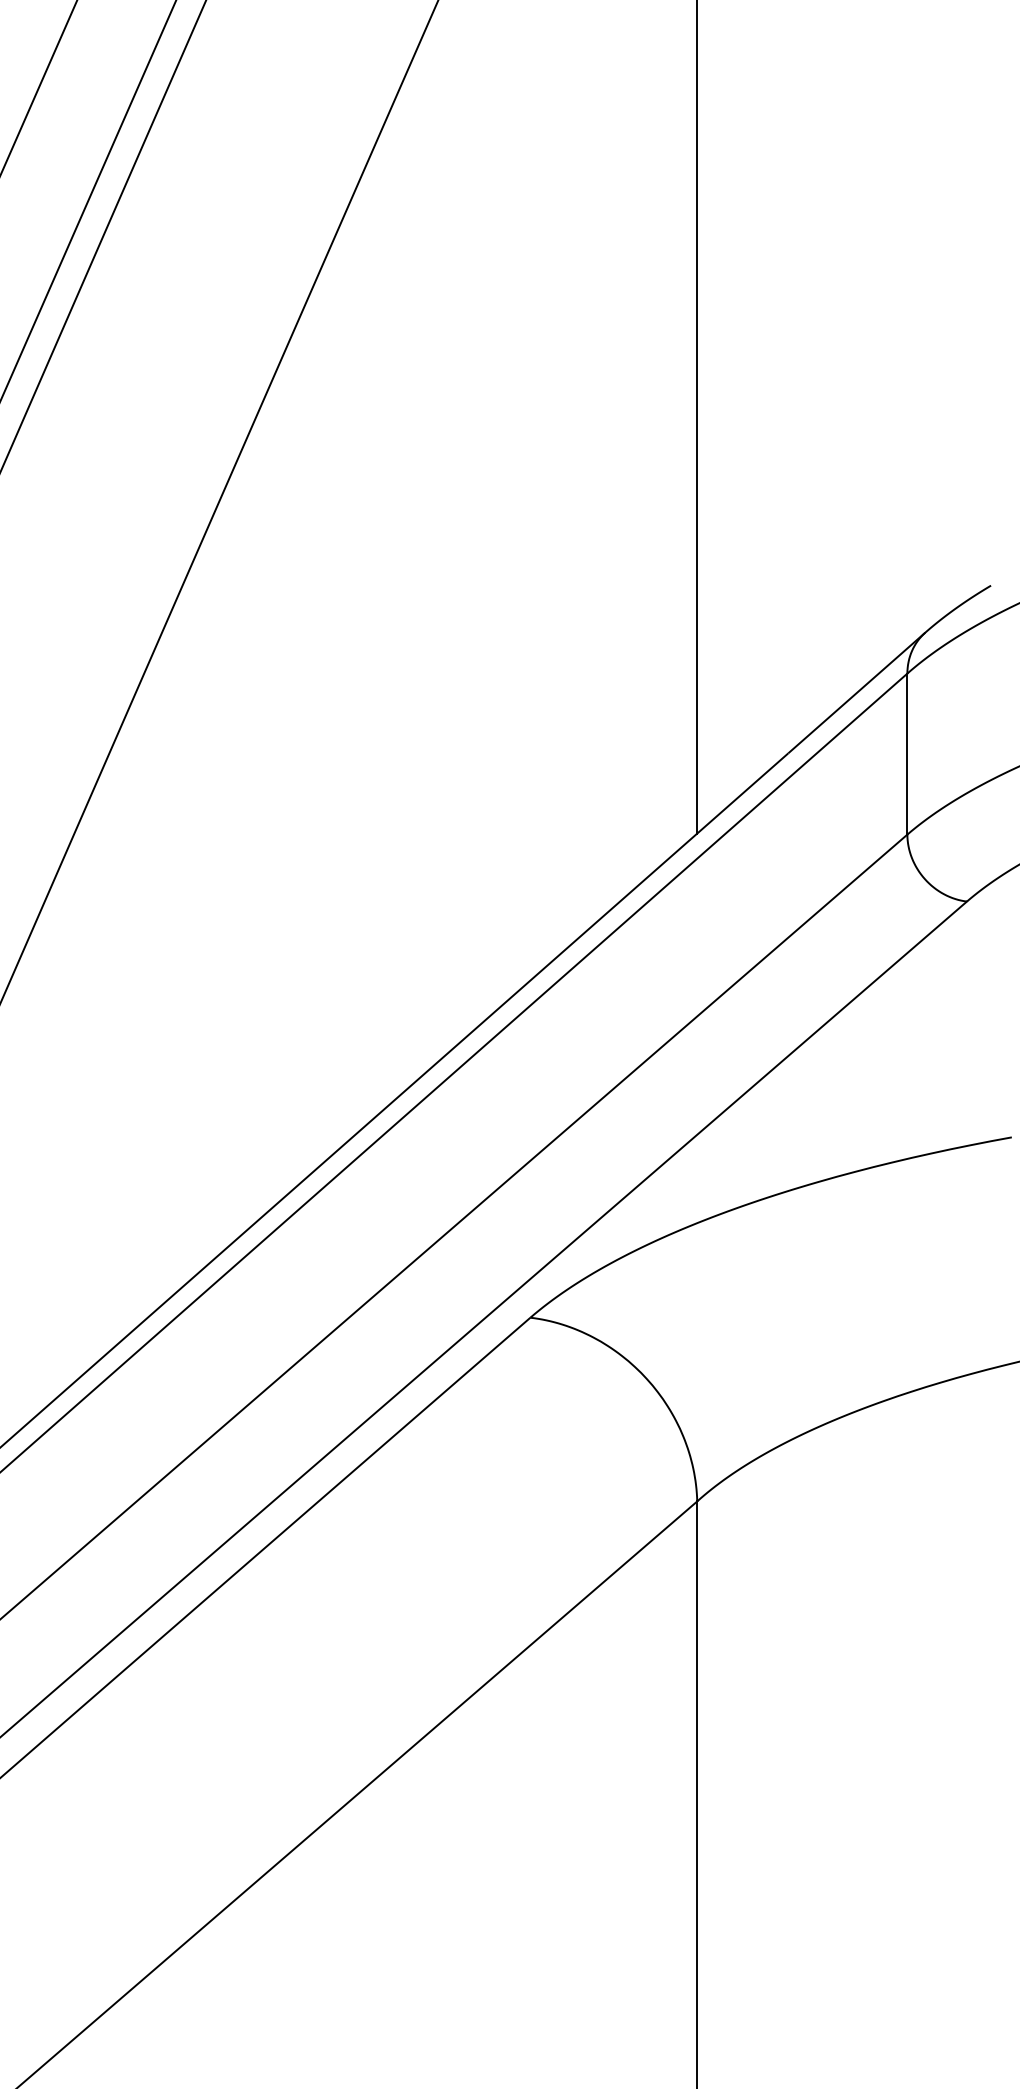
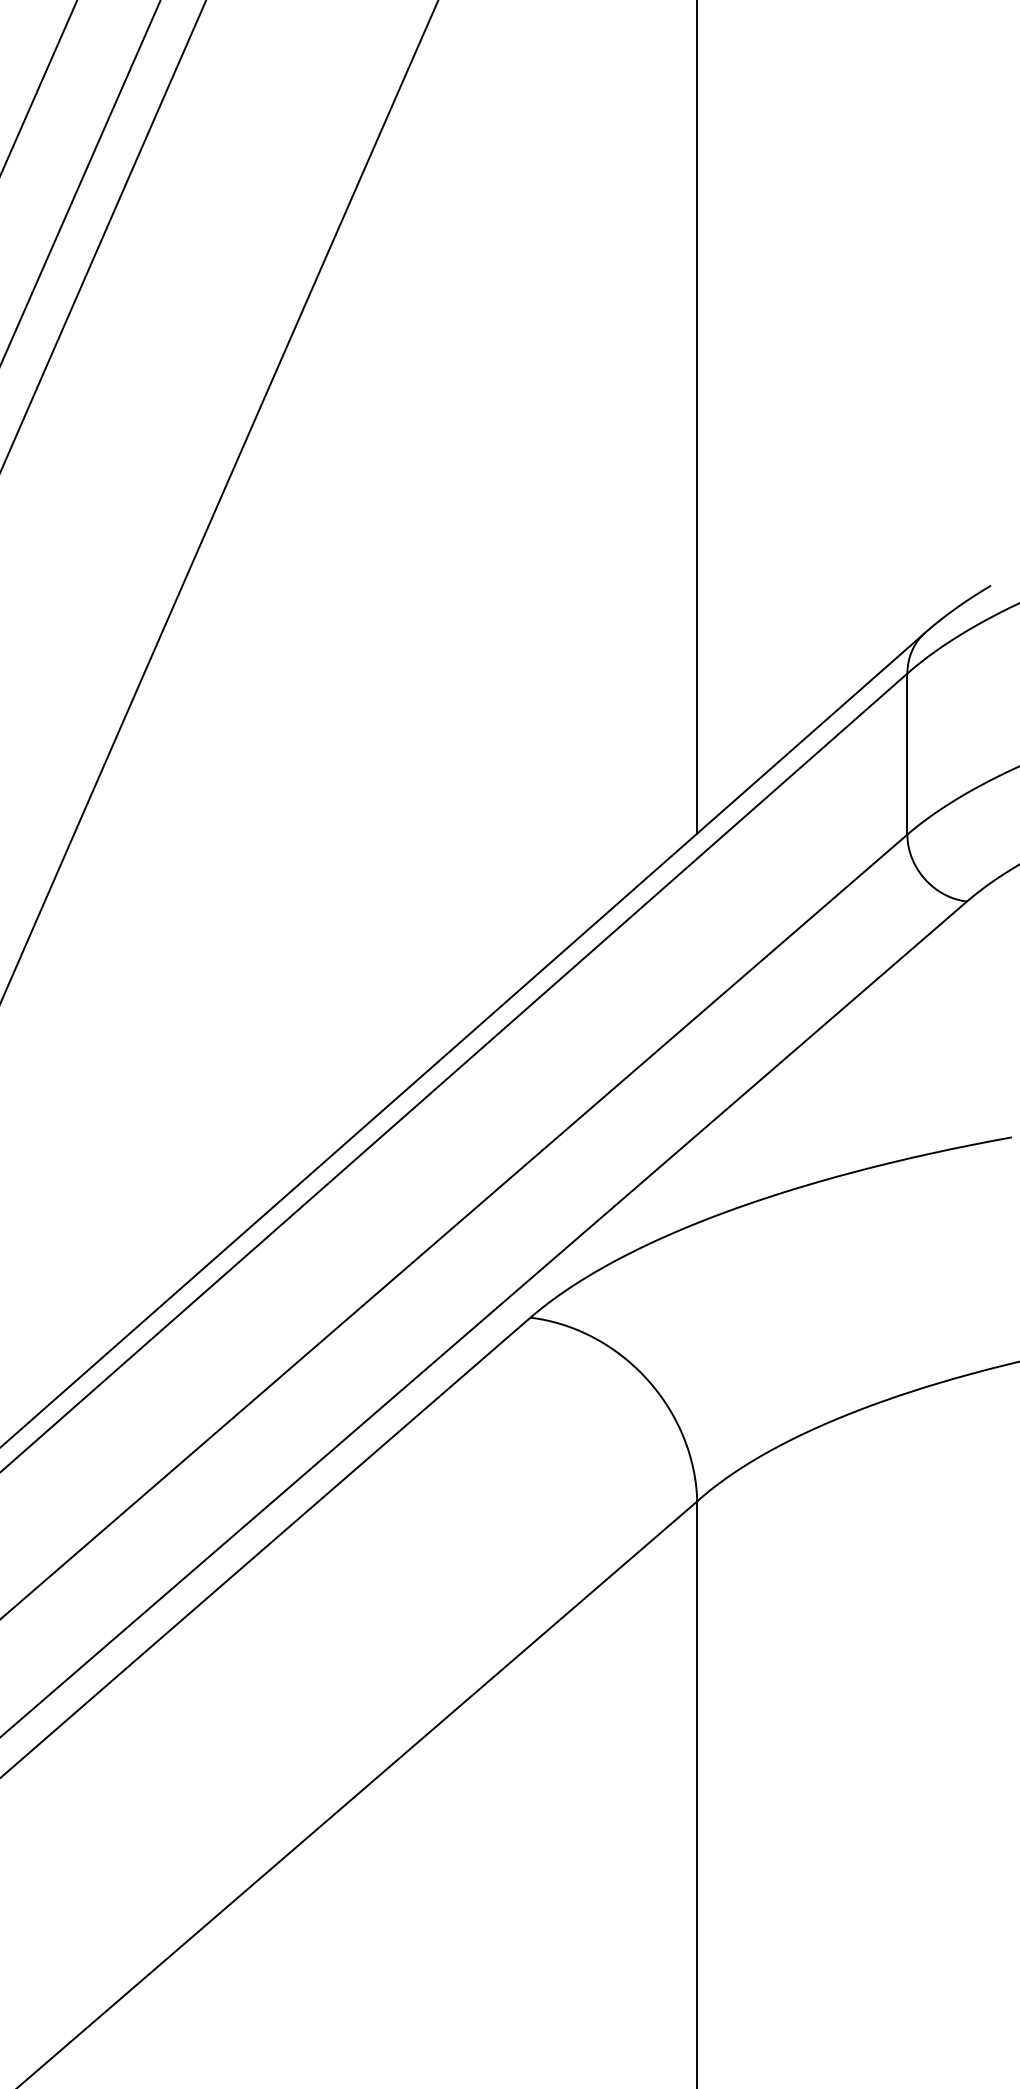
line position: (88, 199) -> (80, 181) (80, 181)
